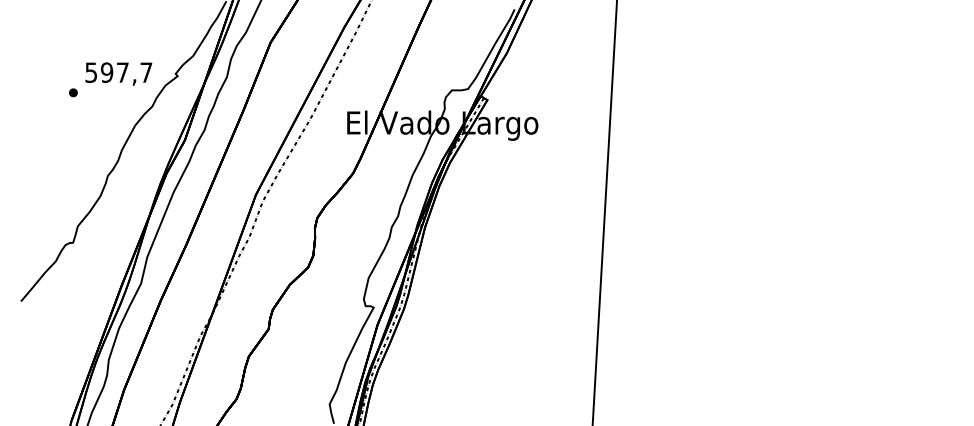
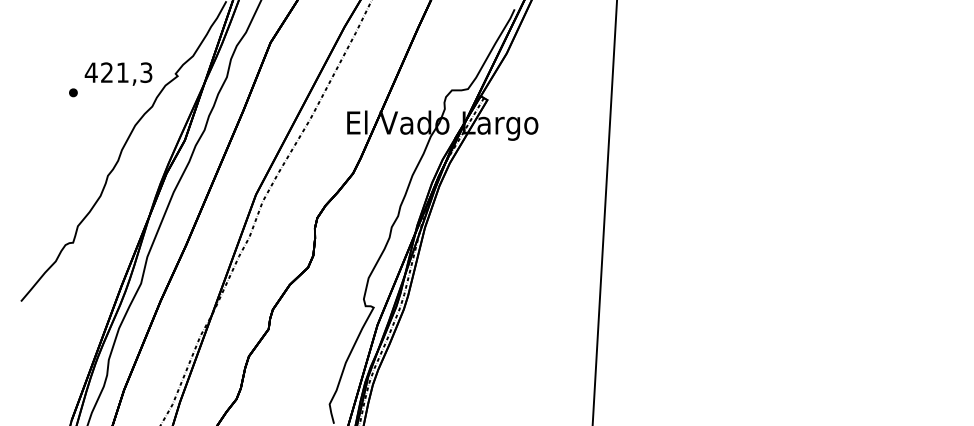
text: 597,7 -> 421,3 (118, 72)
